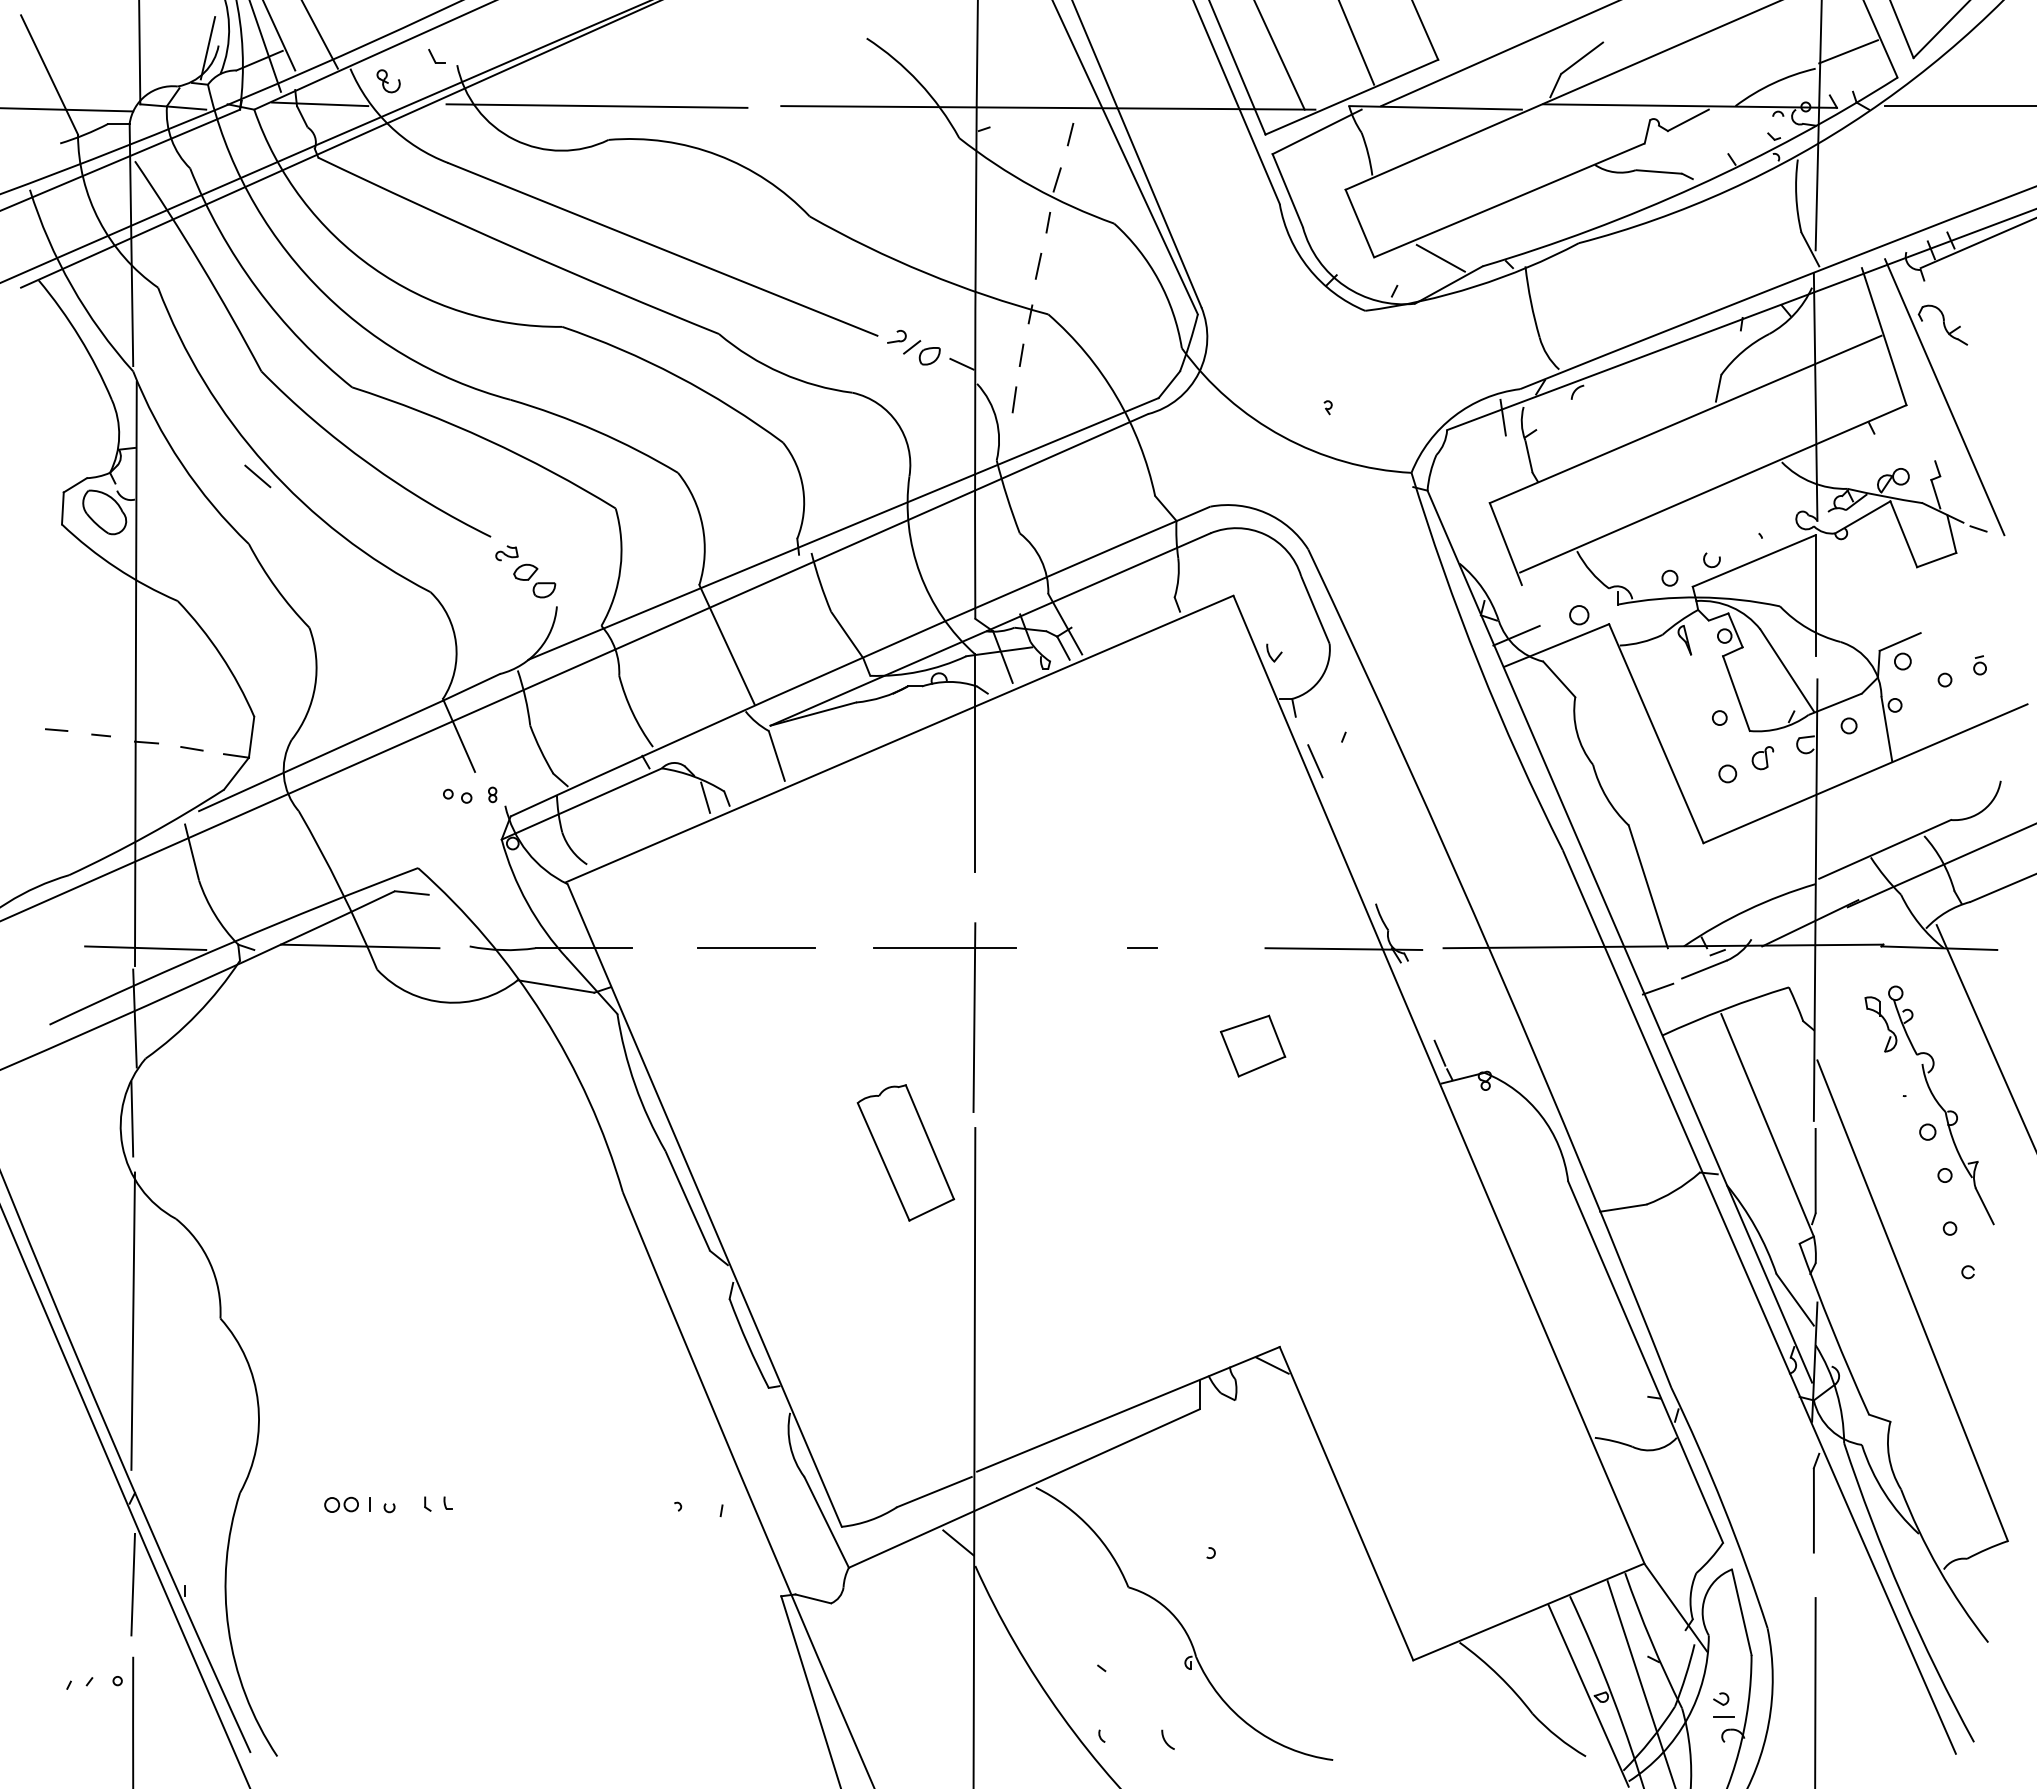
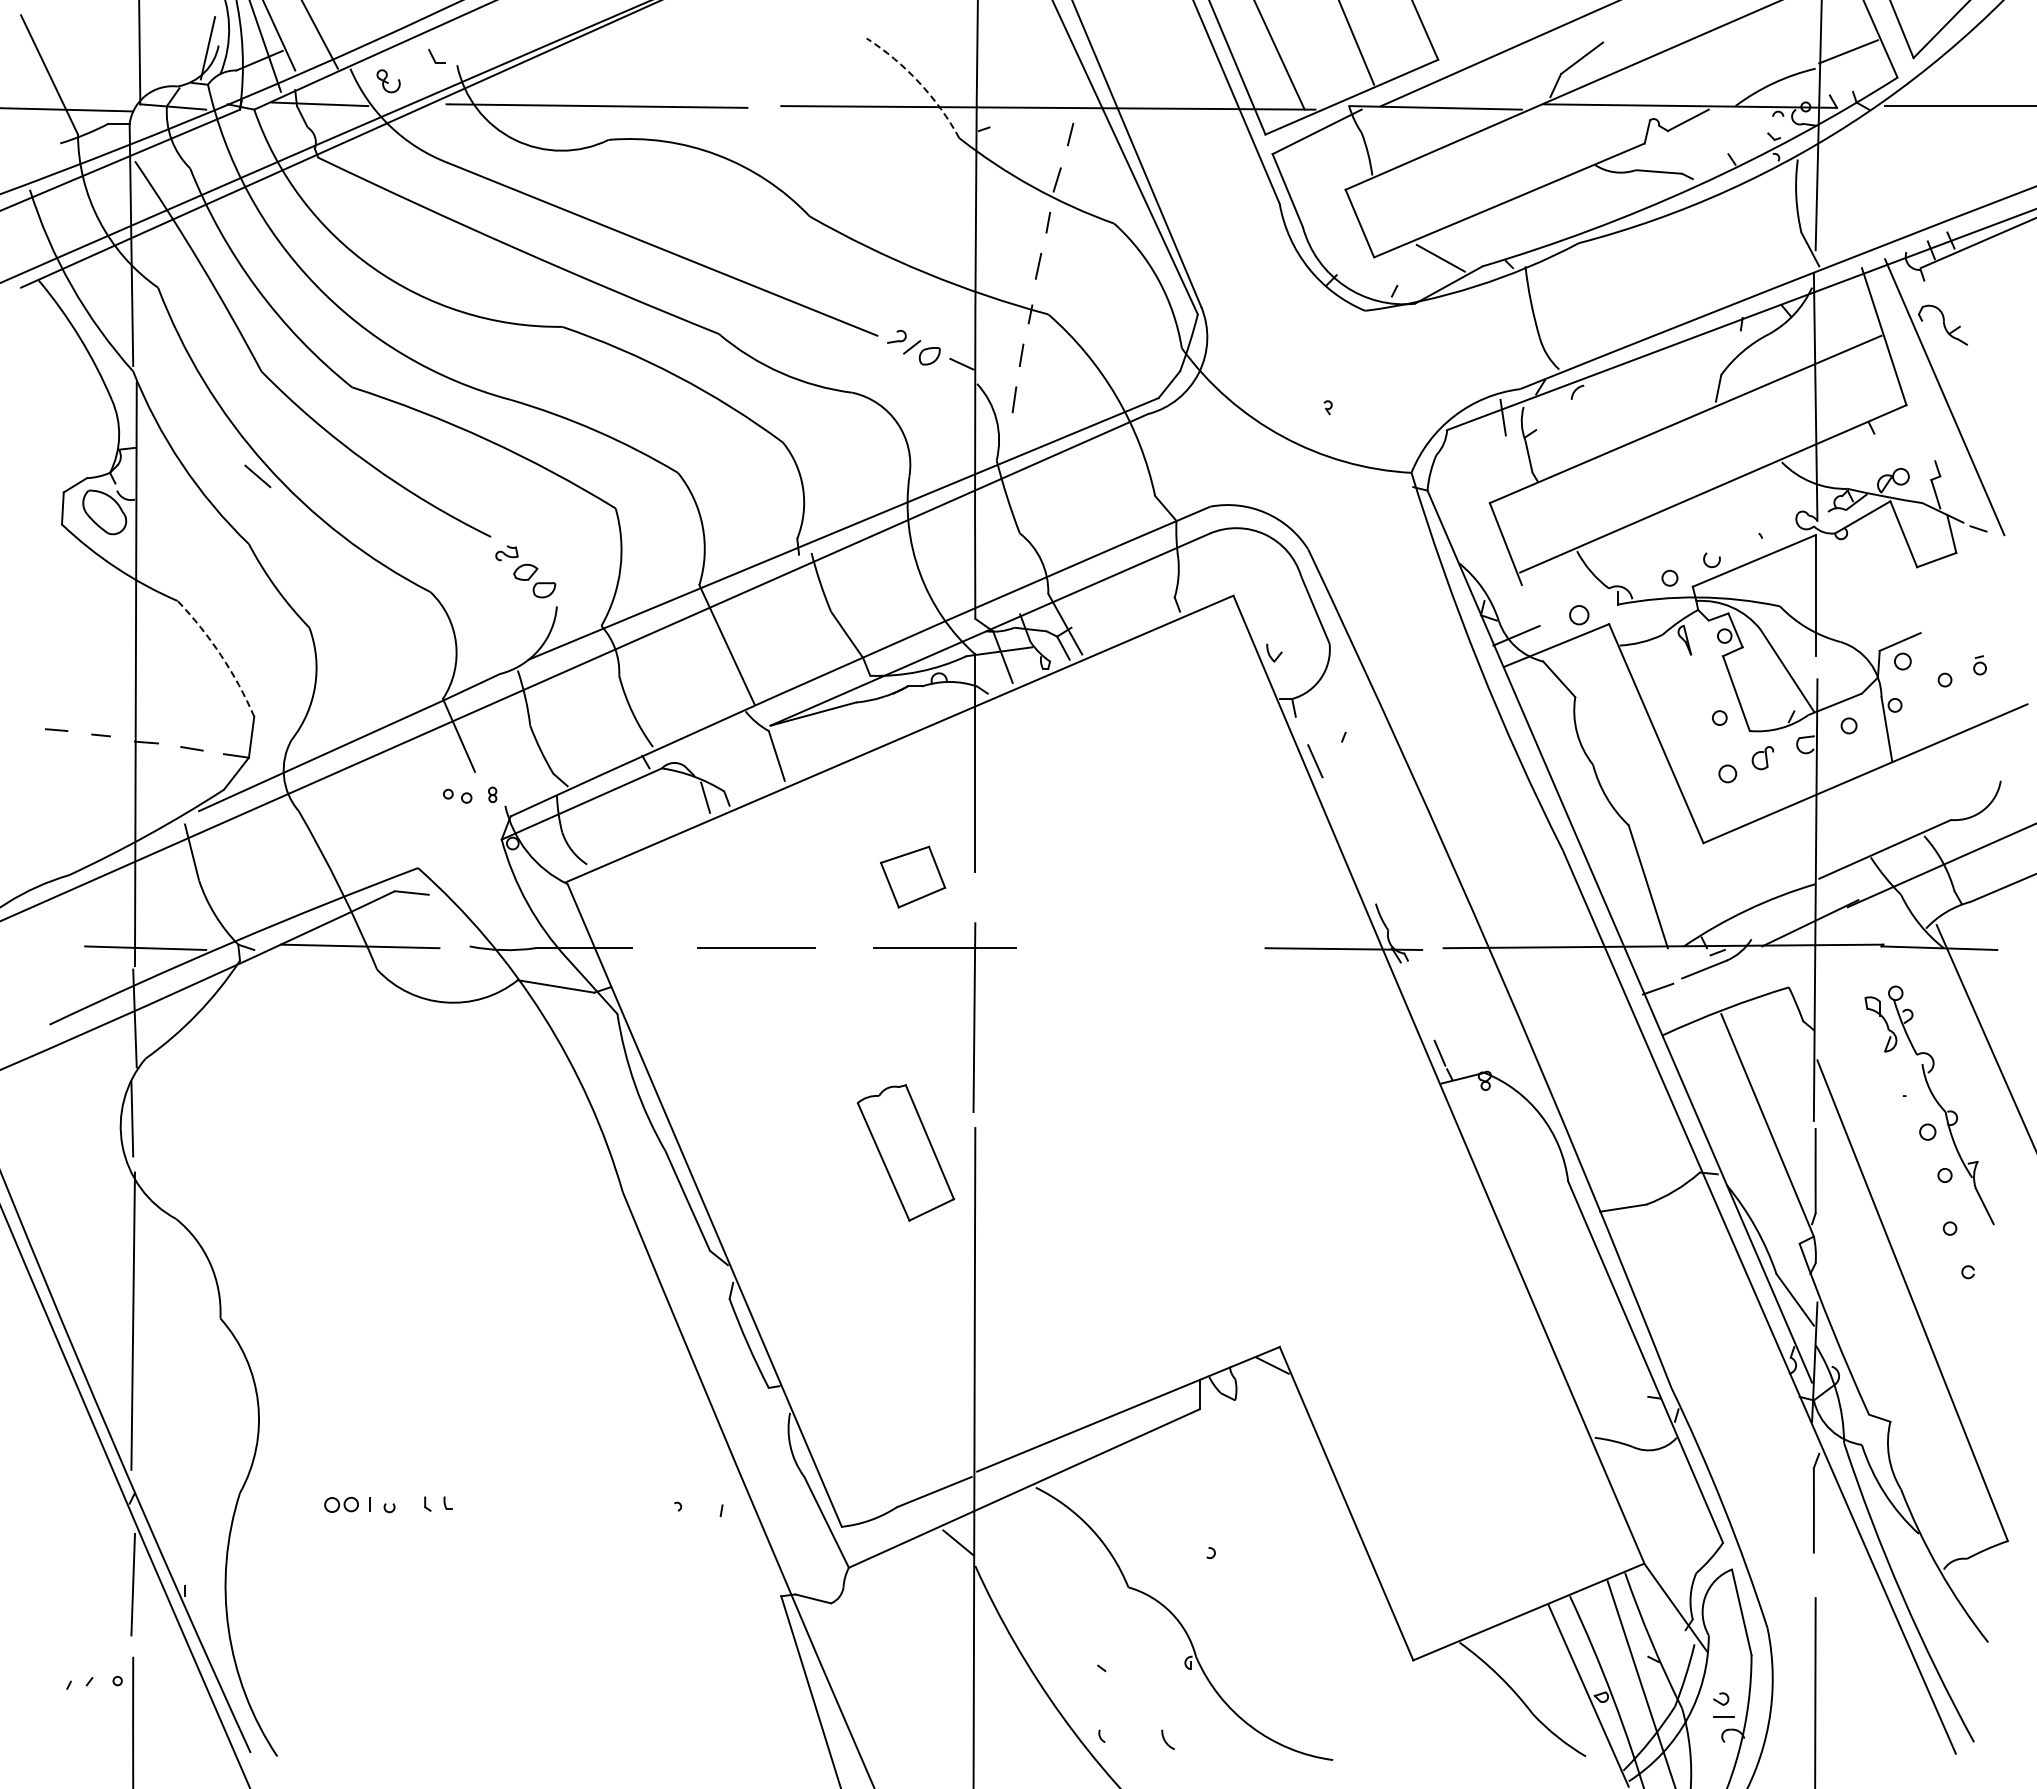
arc: solid -> dashed (919, 82)
arc: solid -> dashed (221, 655)
line: present -> none (1142, 948)
part position: (1252, 1045) -> (912, 876) (912, 876)
